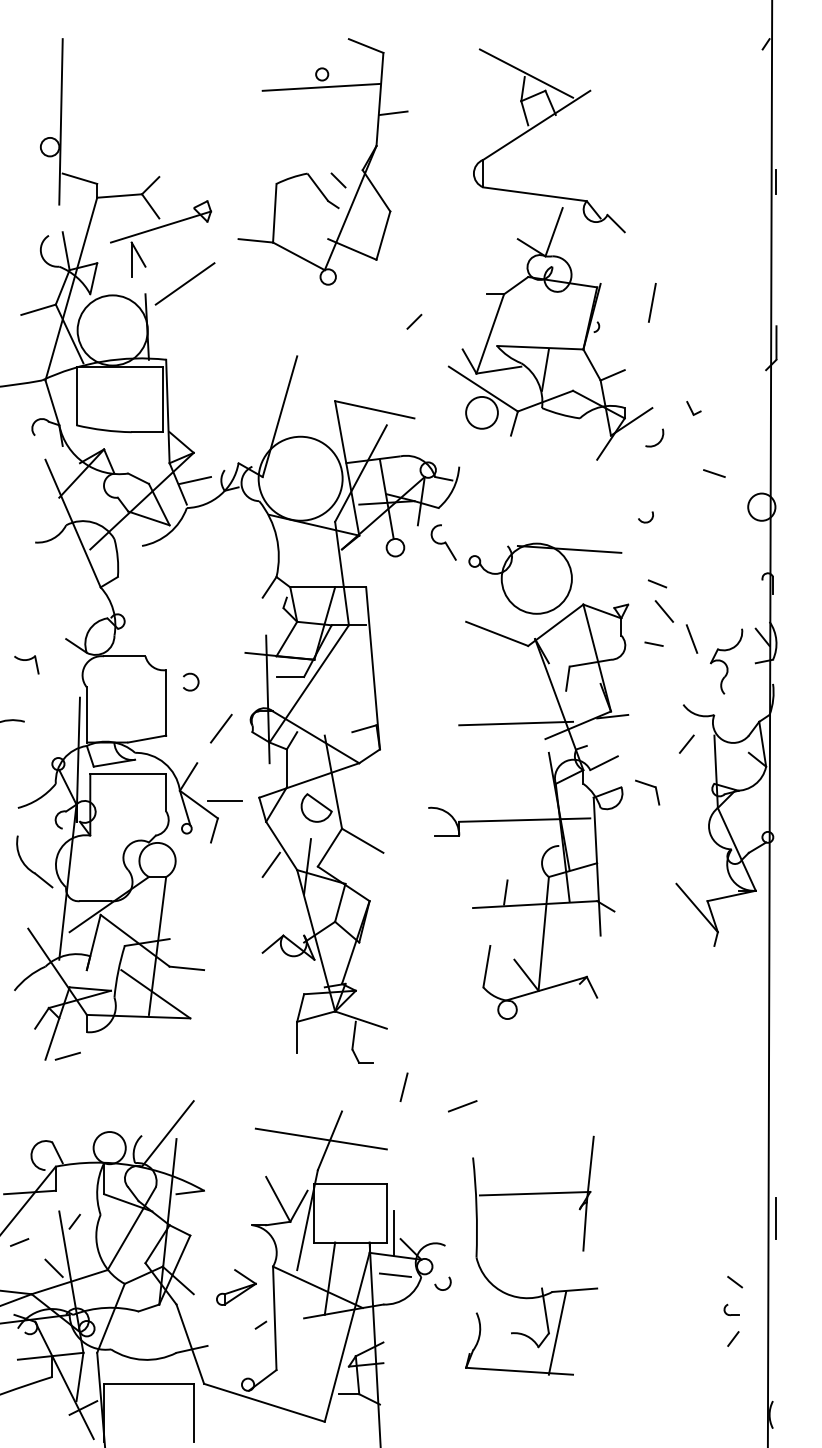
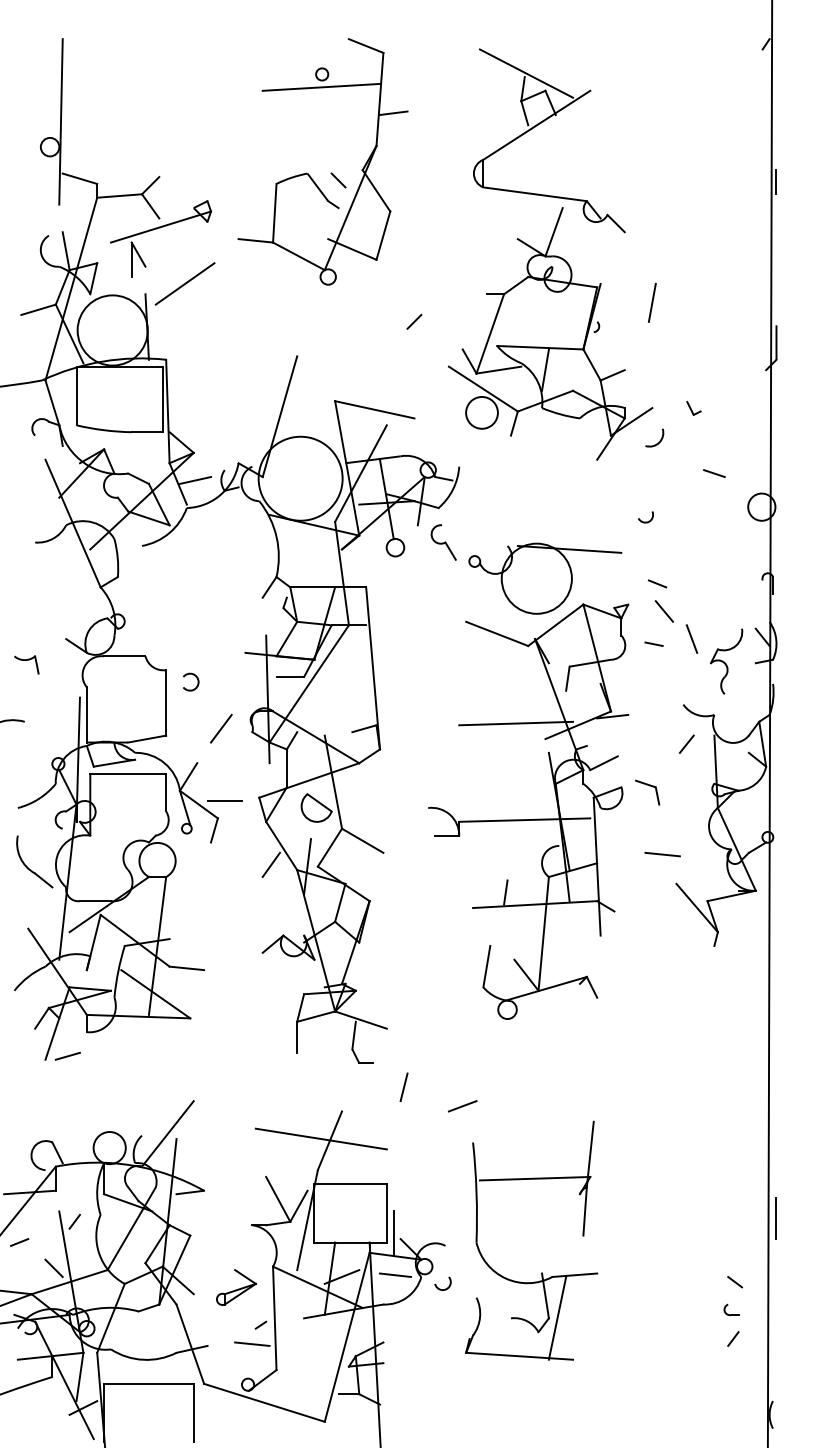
line: none -> present (662, 854)
line: none -> present (341, 1276)
part position: (541, 1287) -> (541, 1272) (541, 1272)
line: none -> present (252, 1343)
